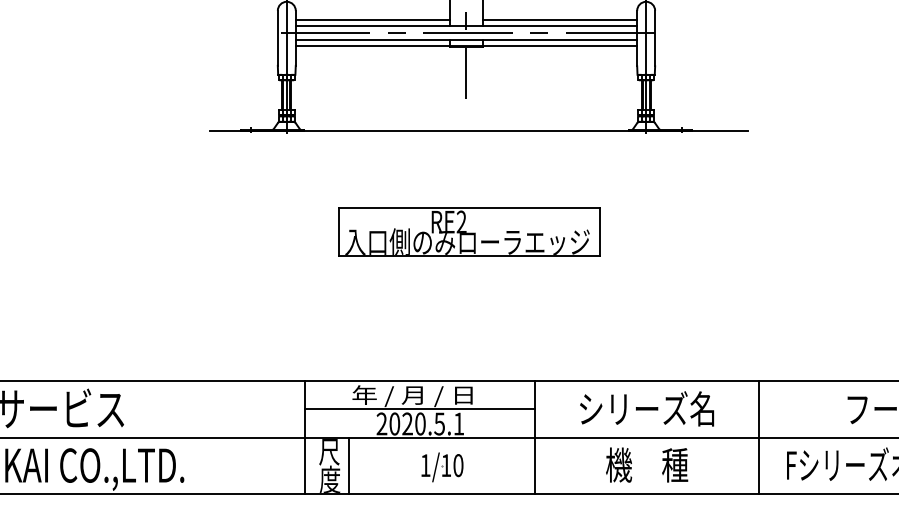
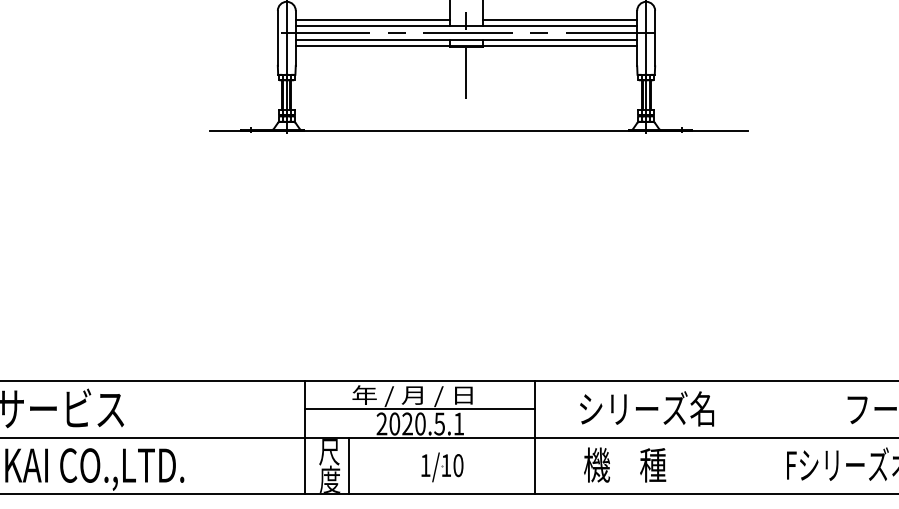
part: present -> none (469, 231)
line: present -> none (759, 437)
text position: (647, 464) -> (625, 464) (625, 464)
